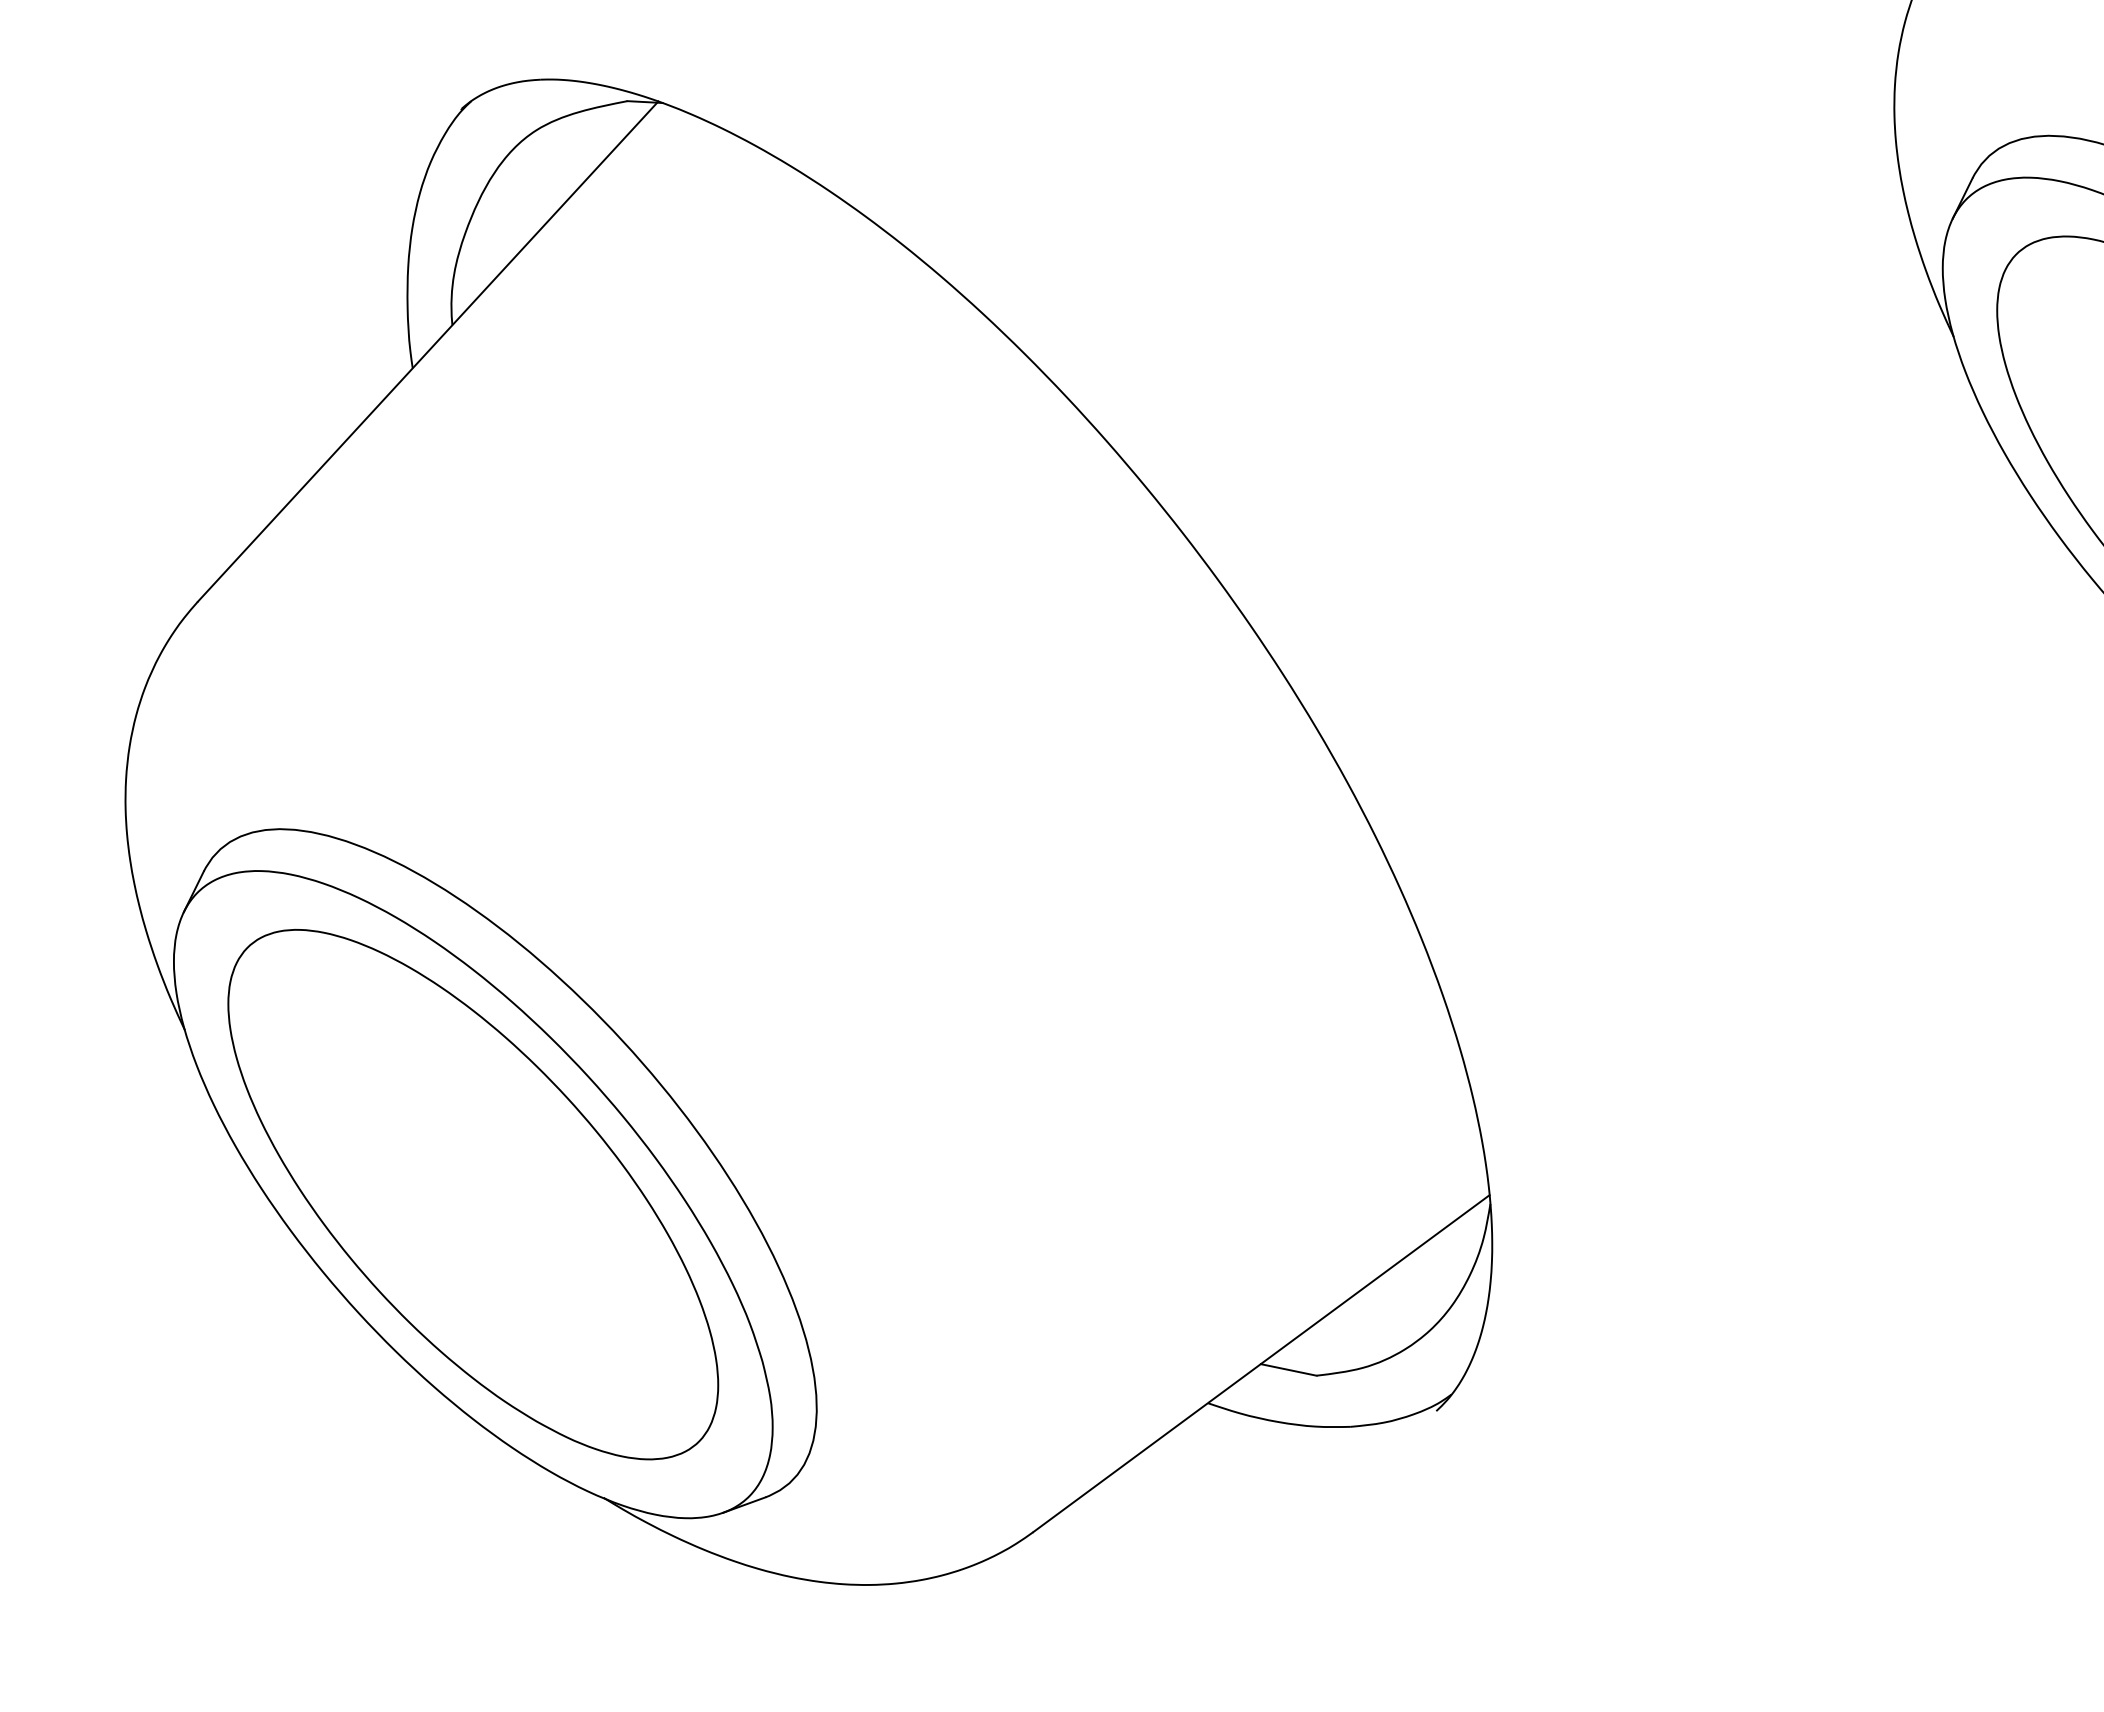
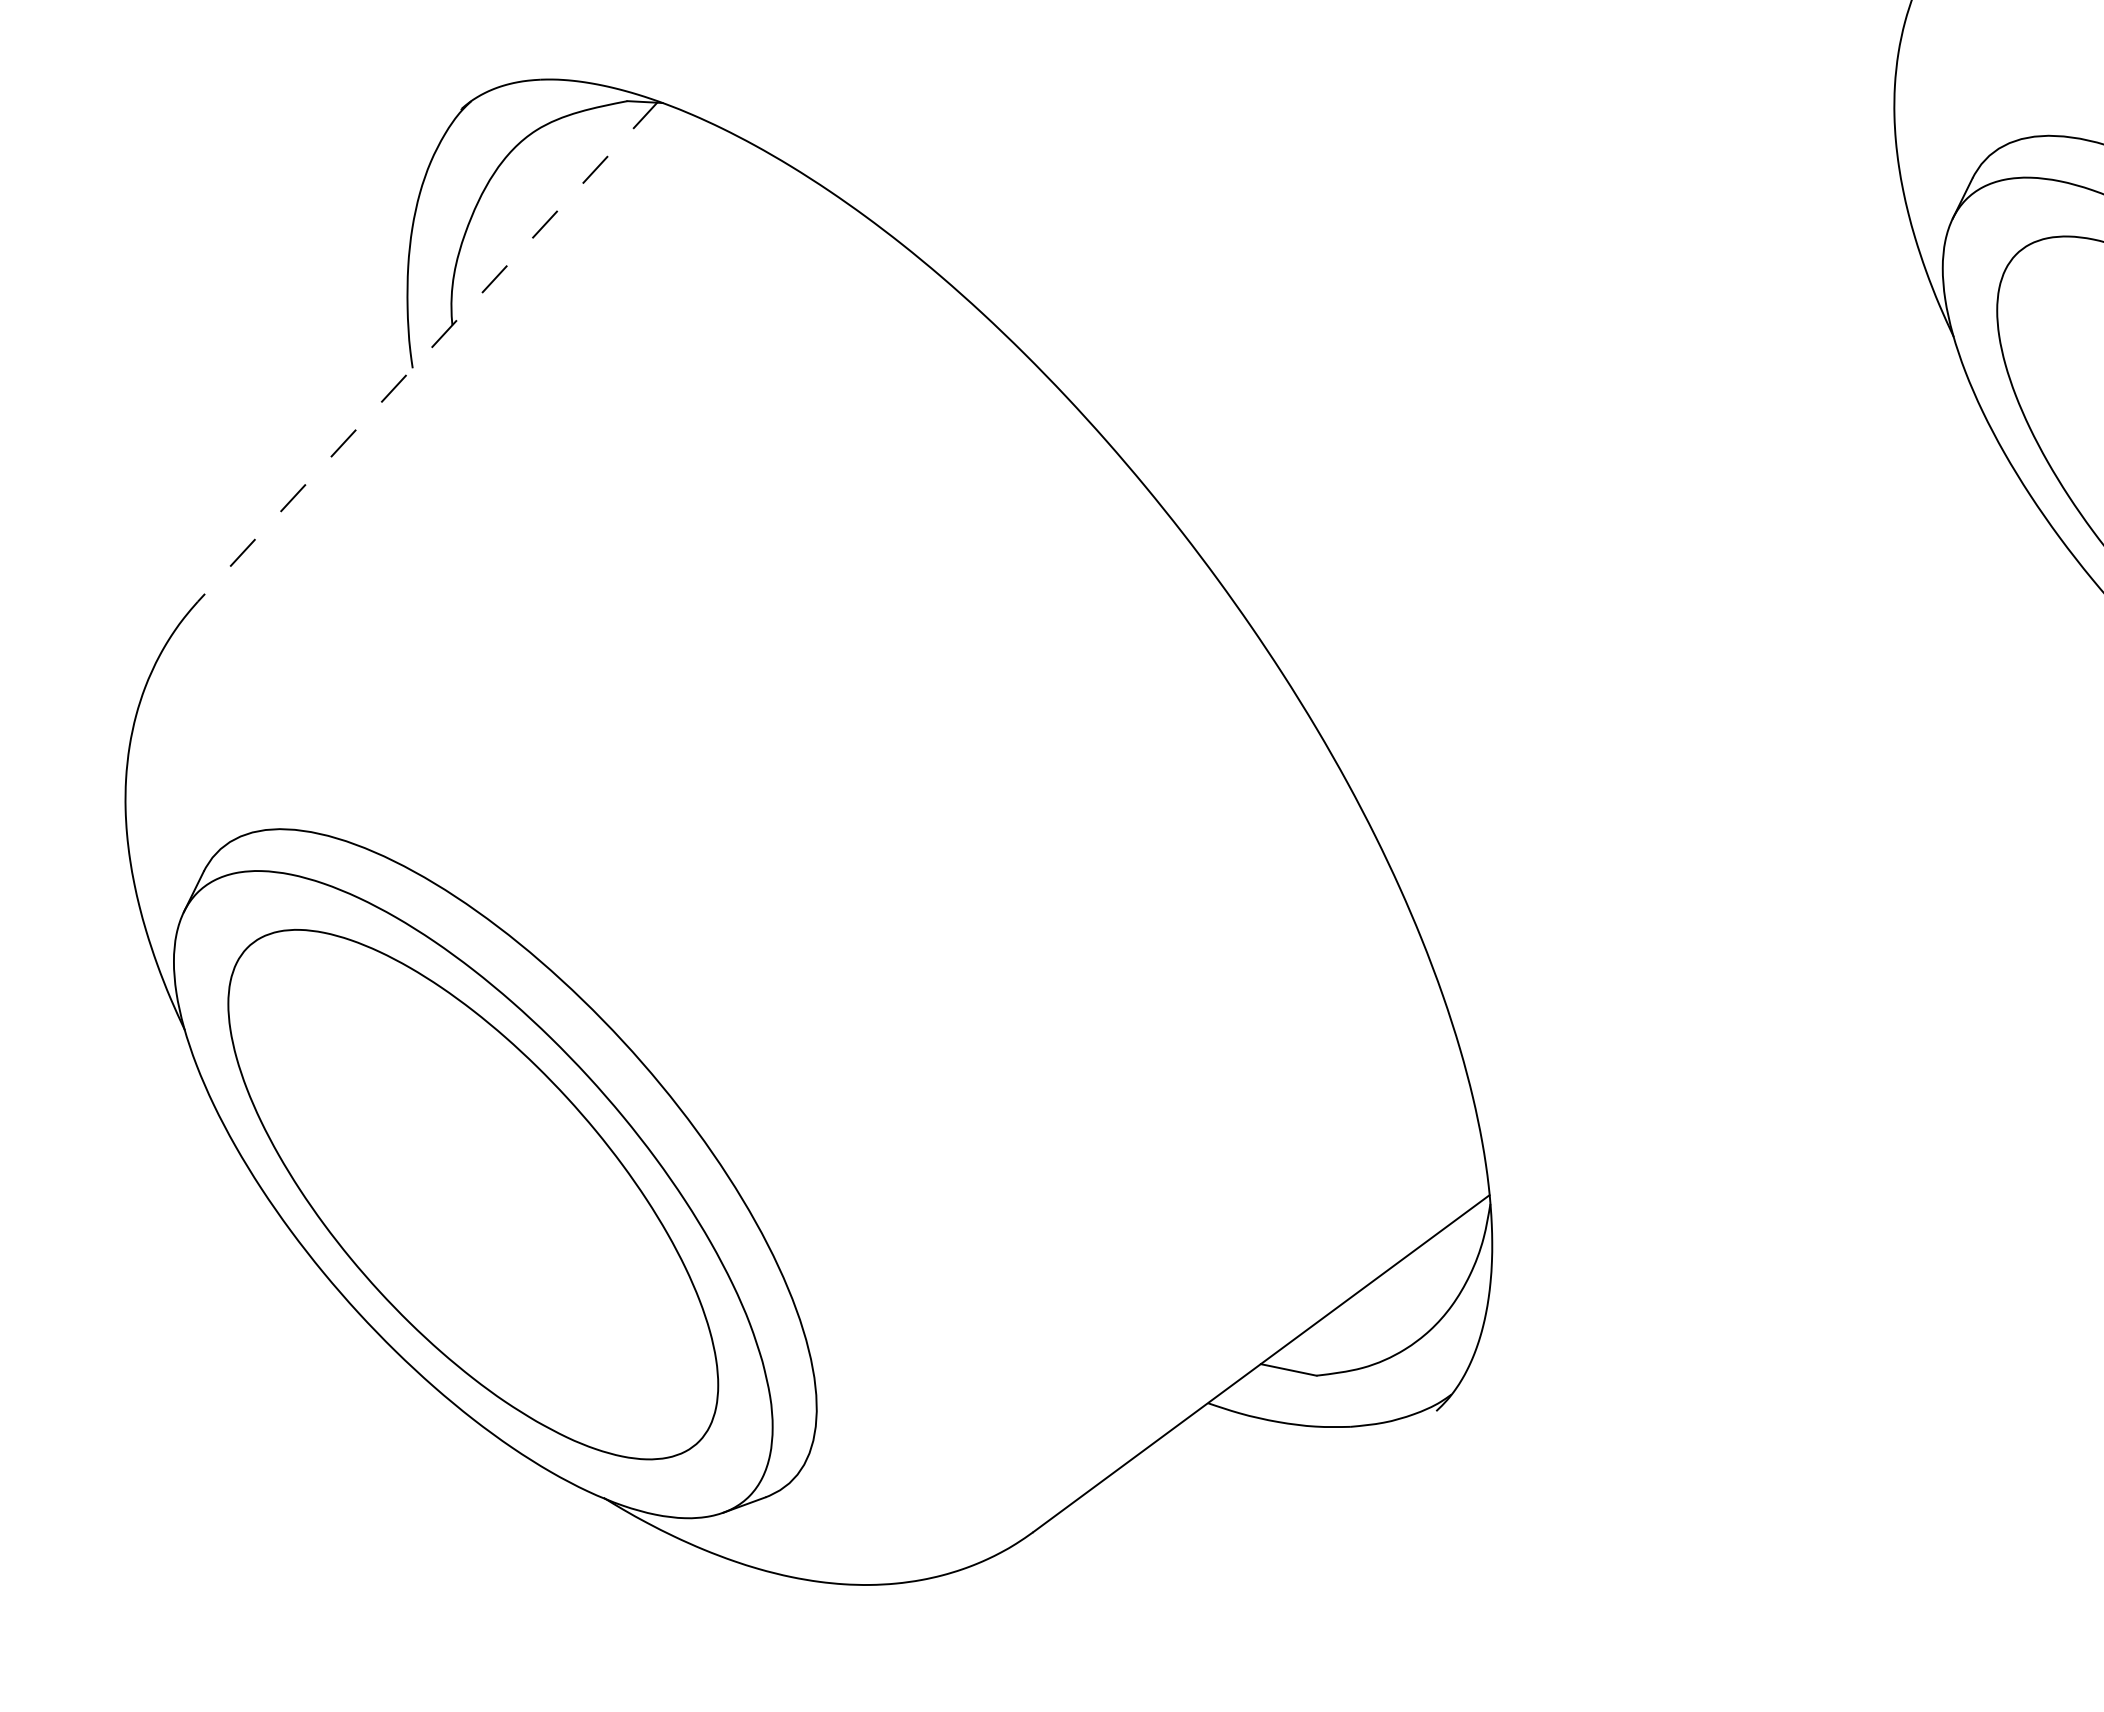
line: solid -> dashed (428, 351)
